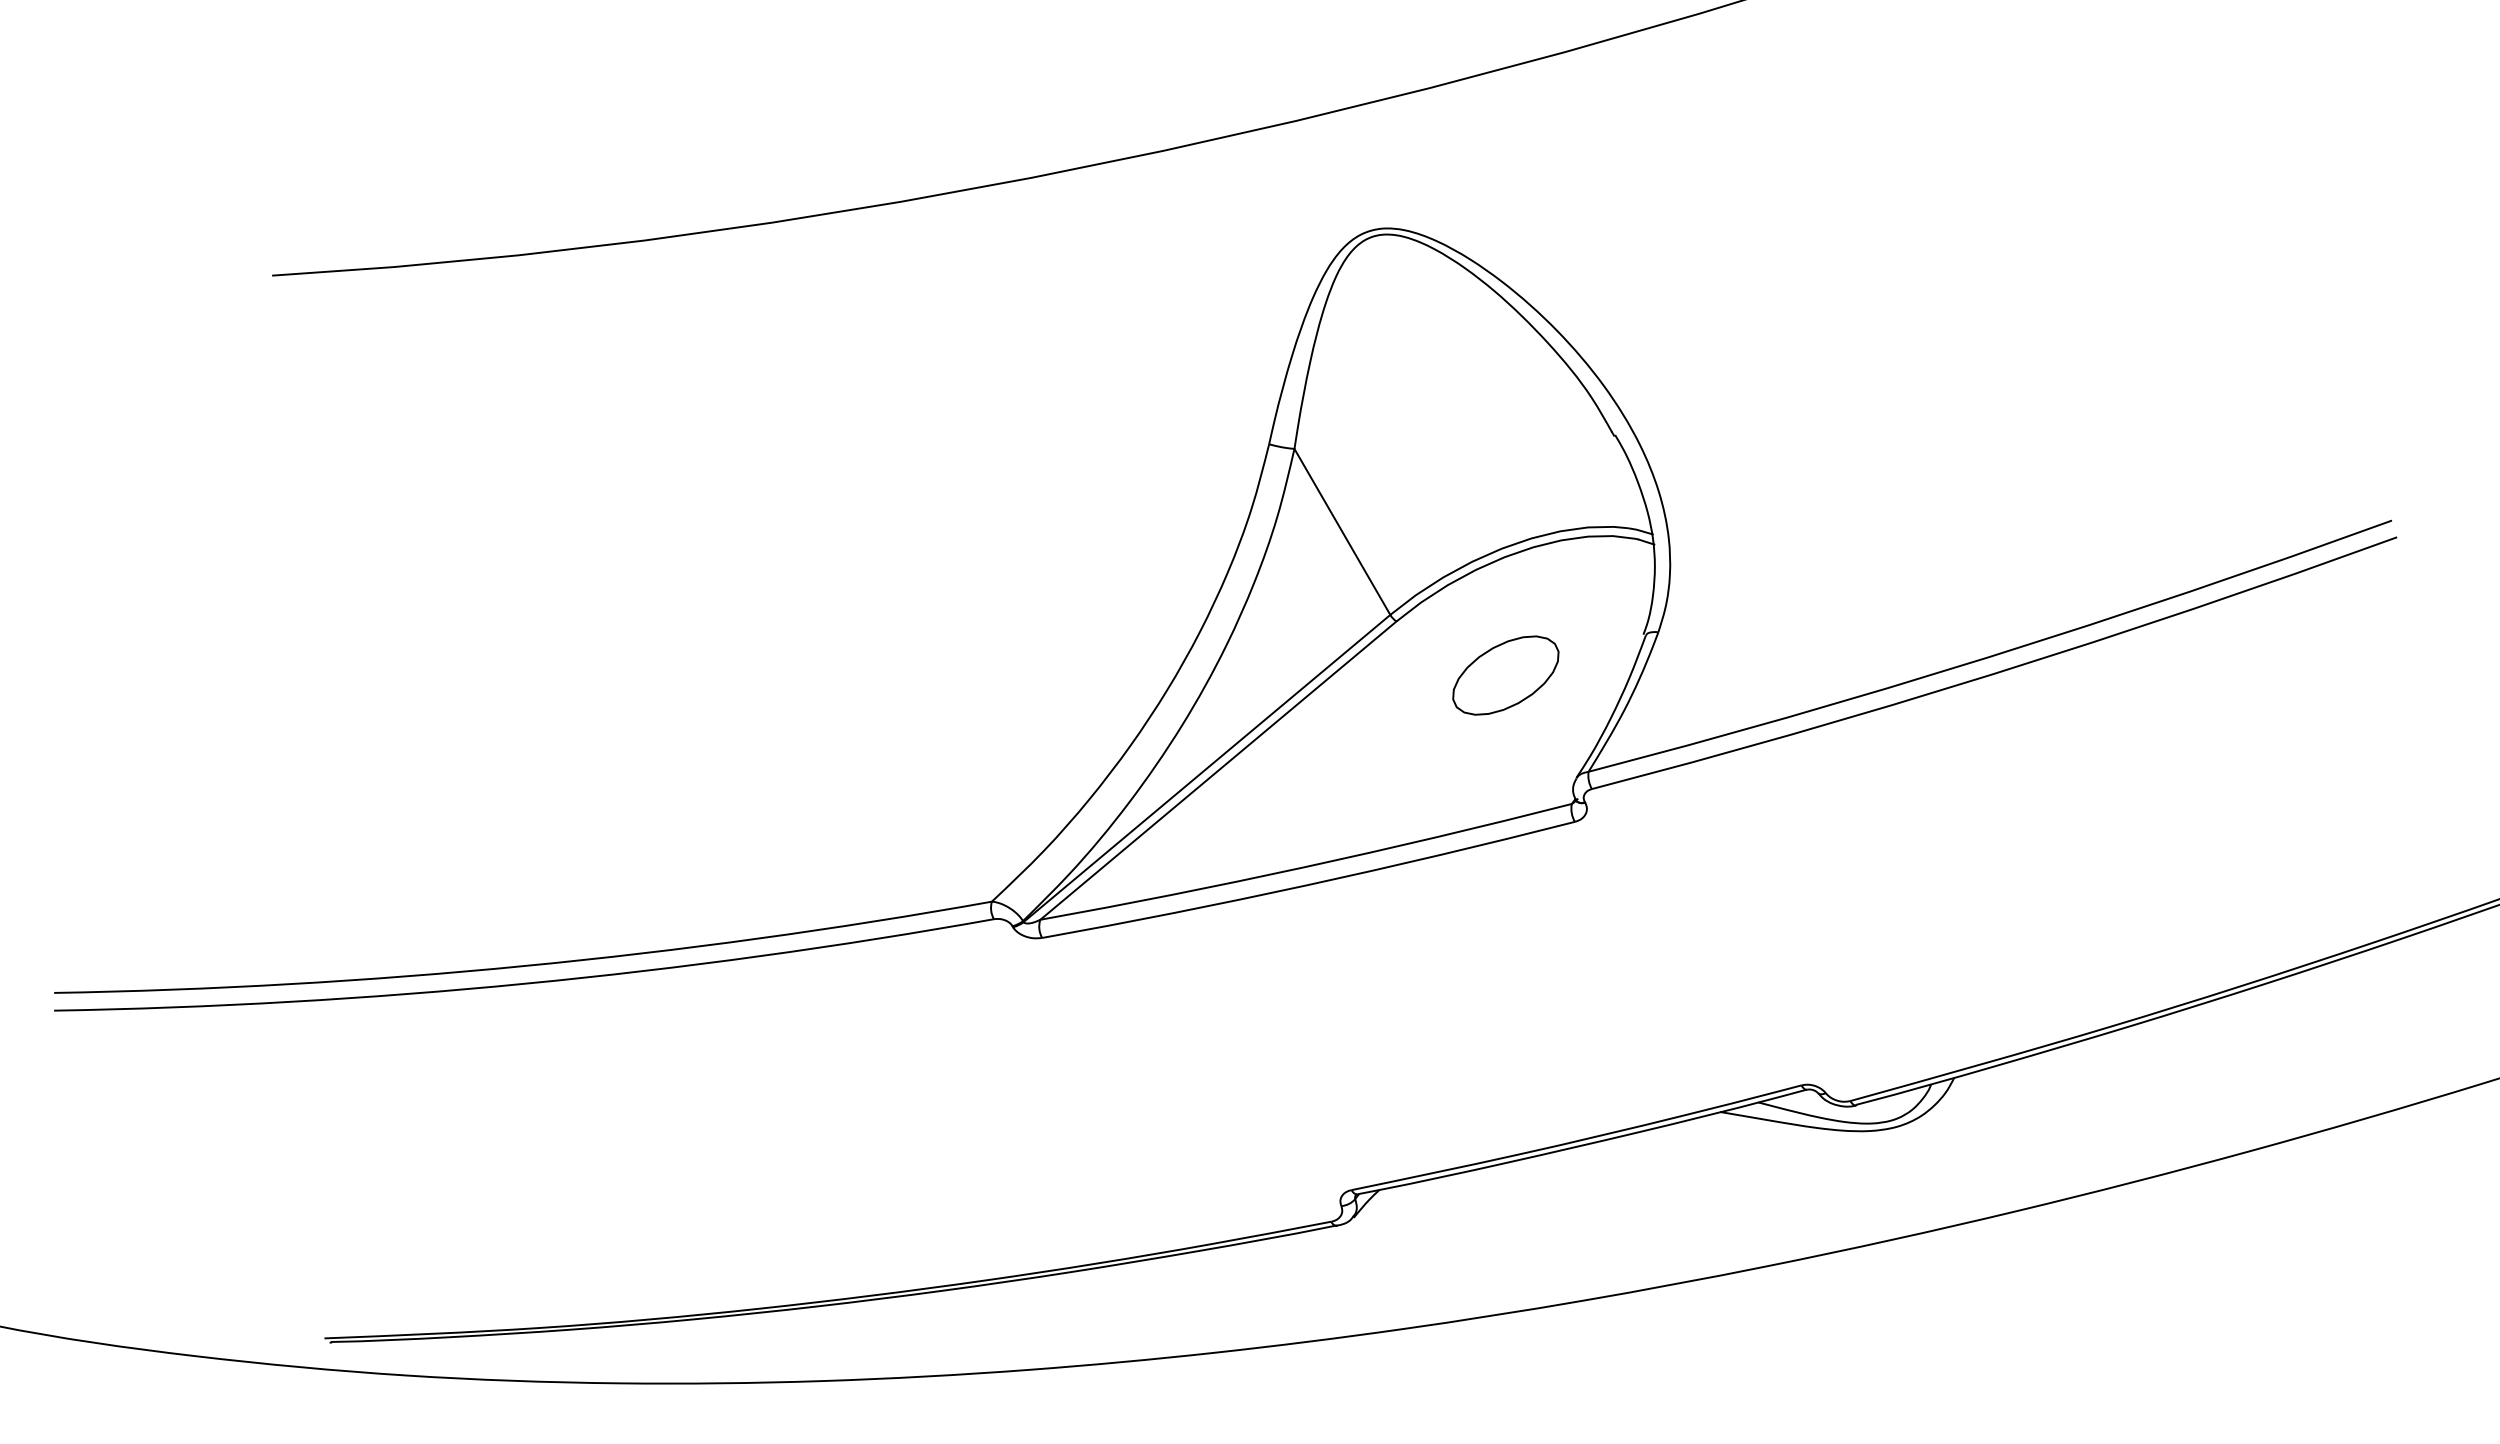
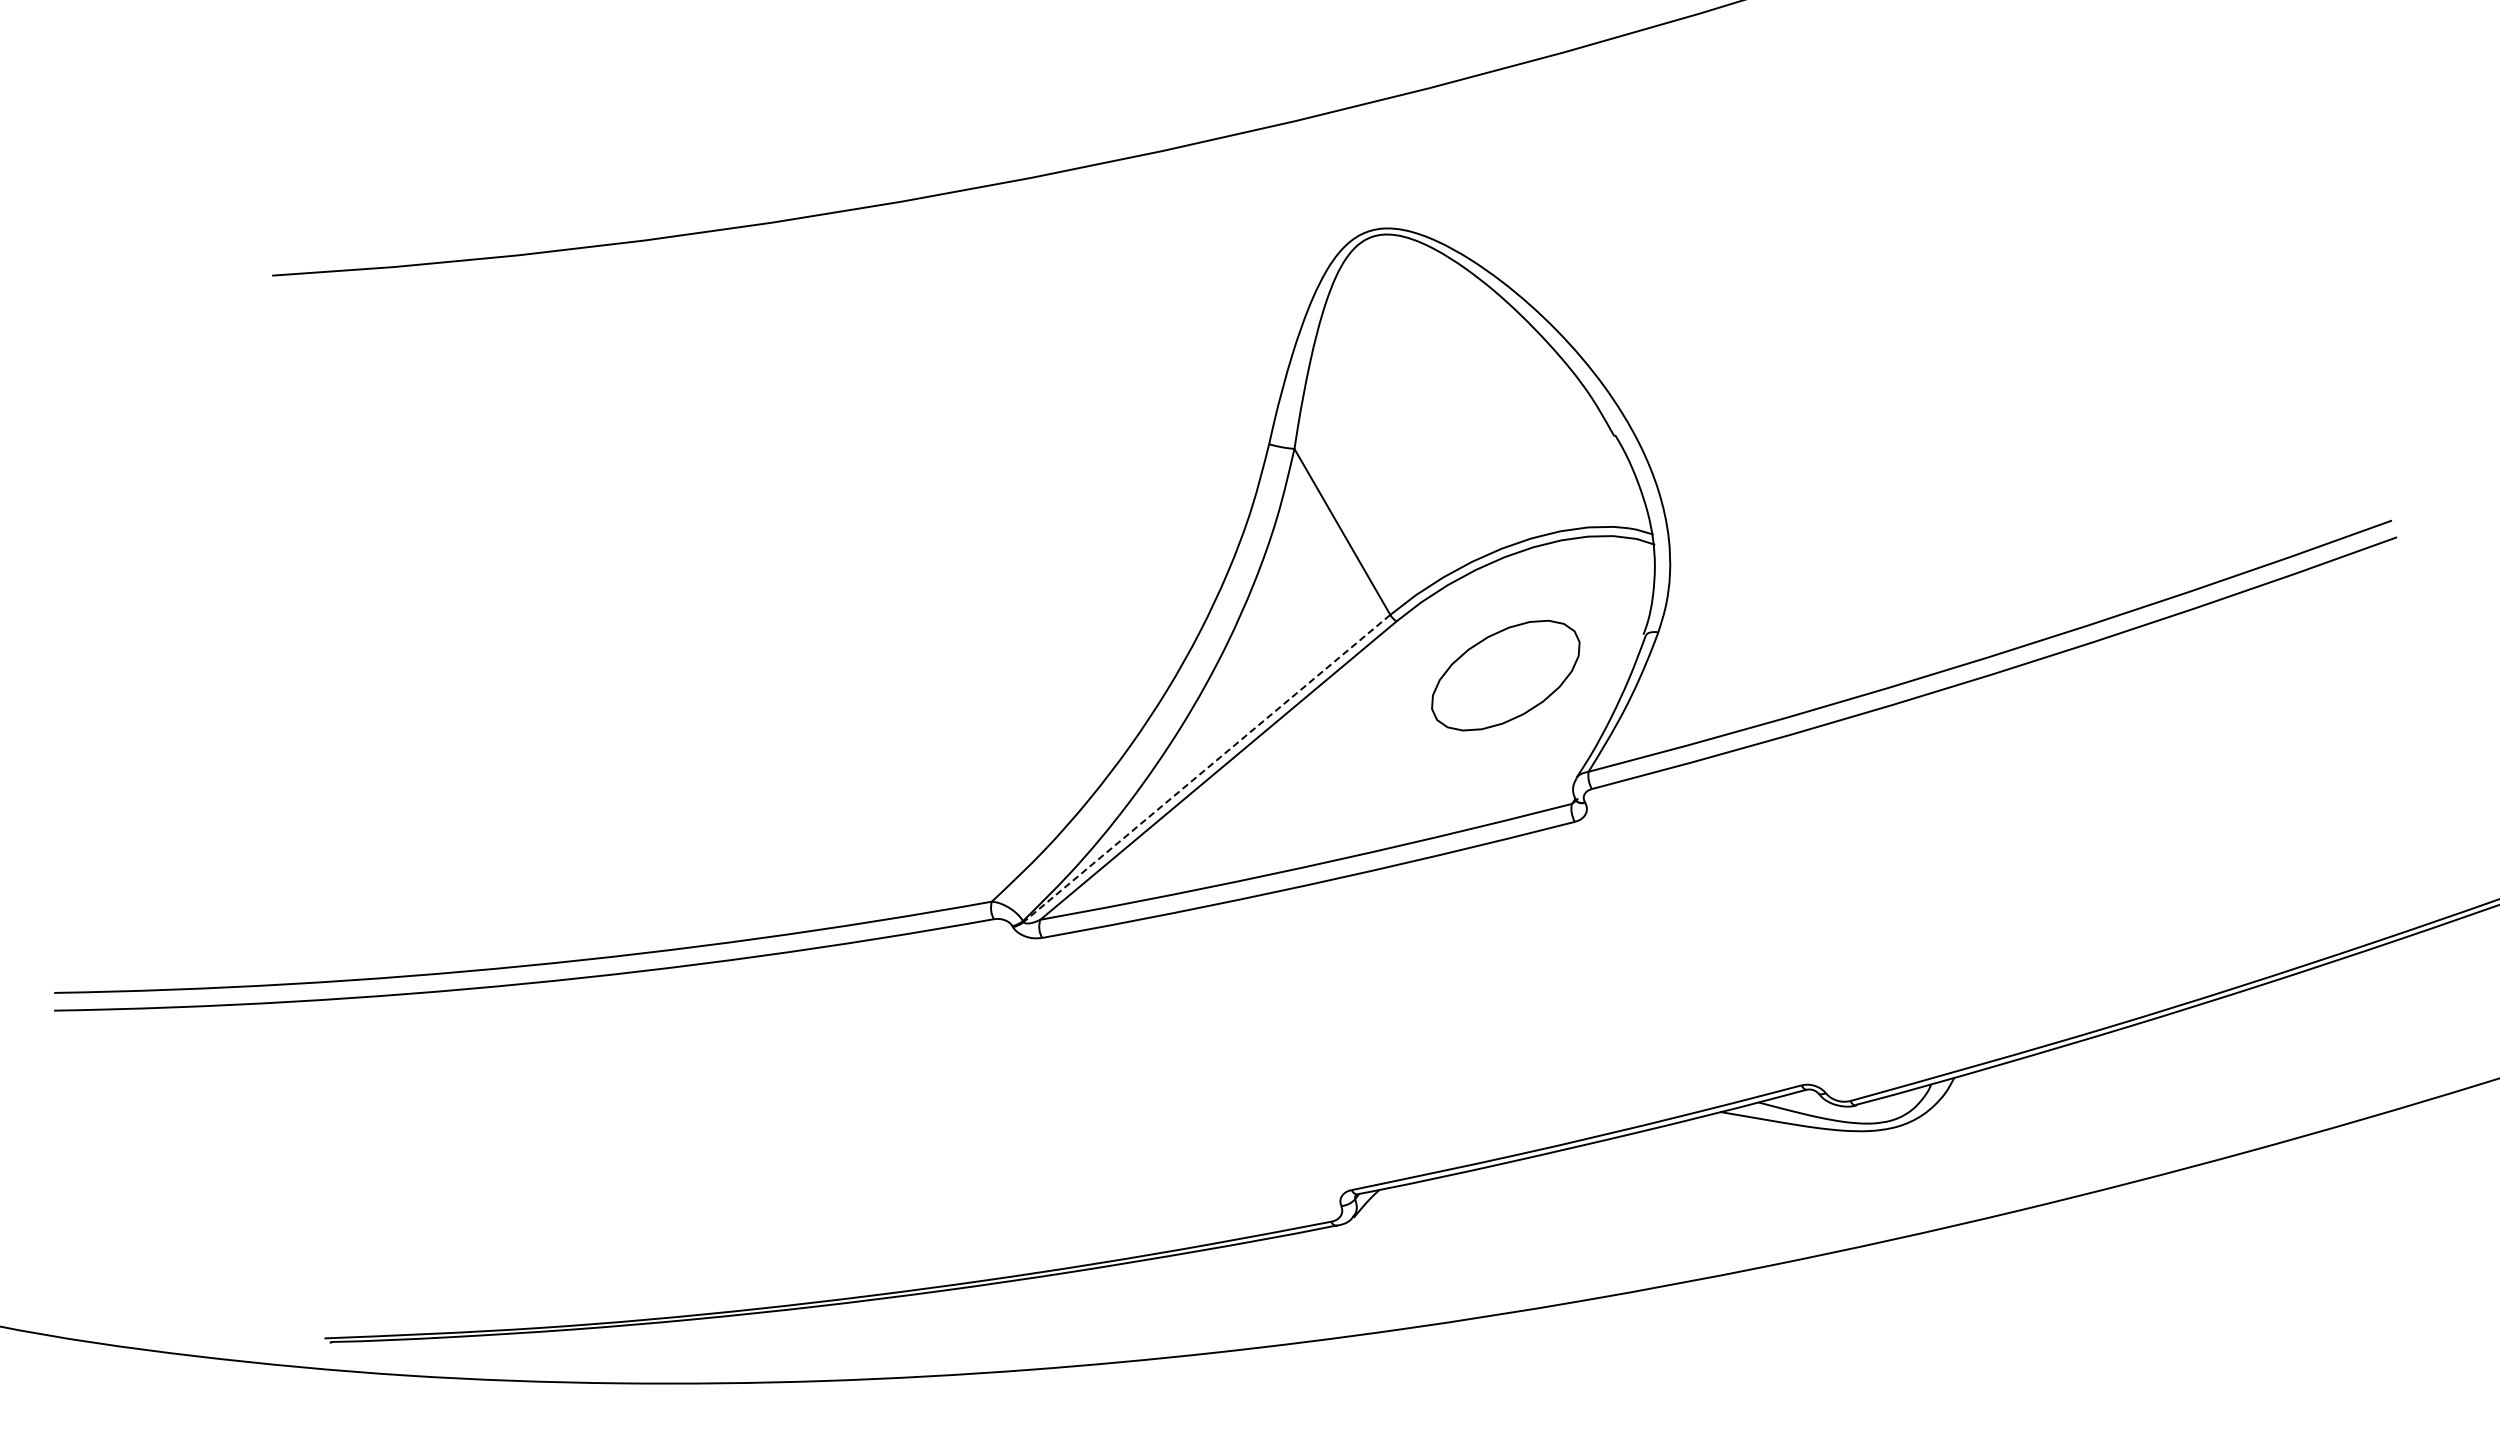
part size: 108x81 px -> 150x113 px (1505, 675)
line: solid -> dashed (1206, 768)
